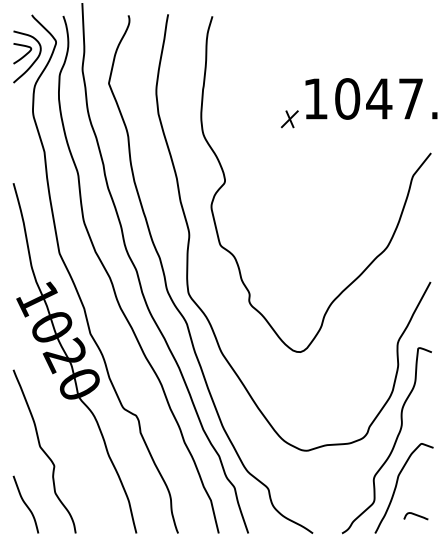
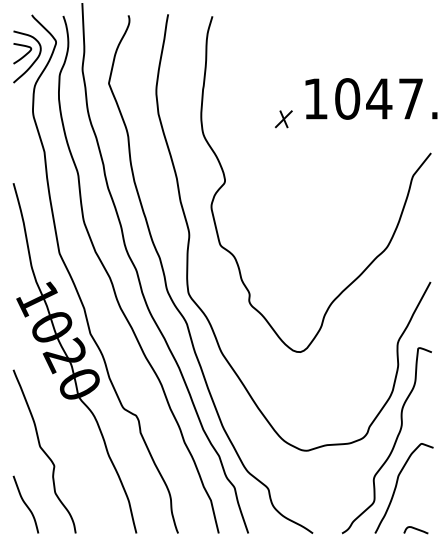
part position: (289, 119) -> (283, 119) (283, 119)
curve position: (415, 515) -> (415, 529) (415, 529)
